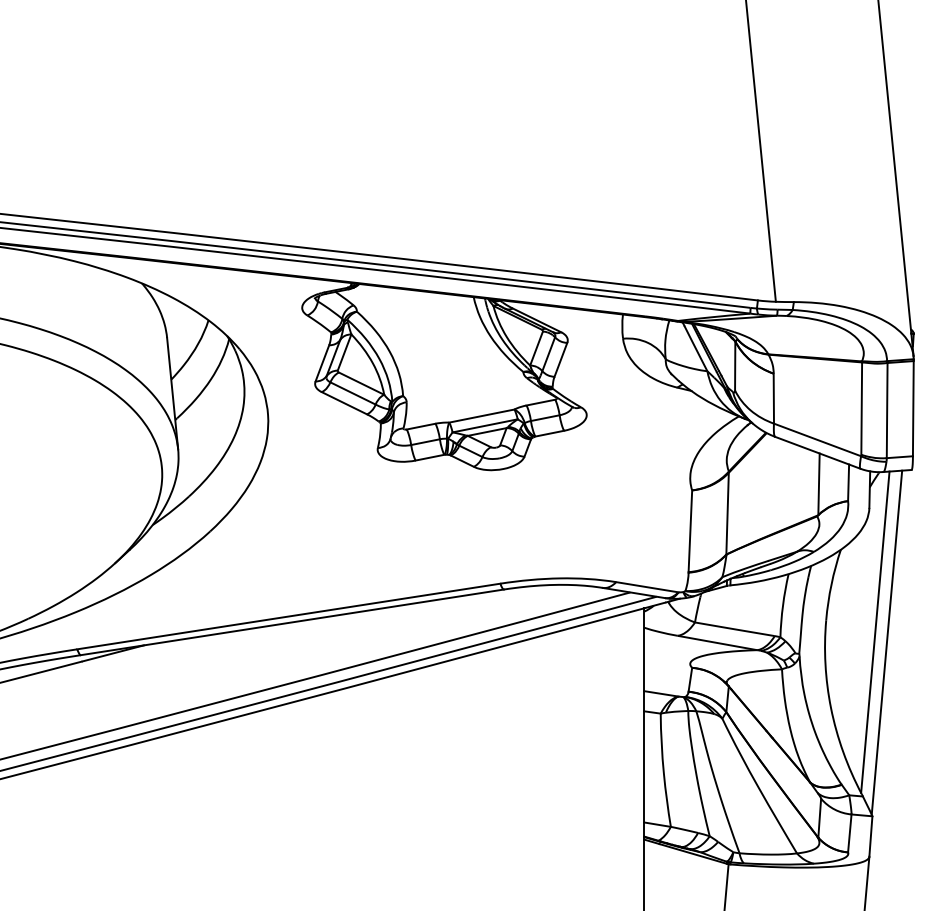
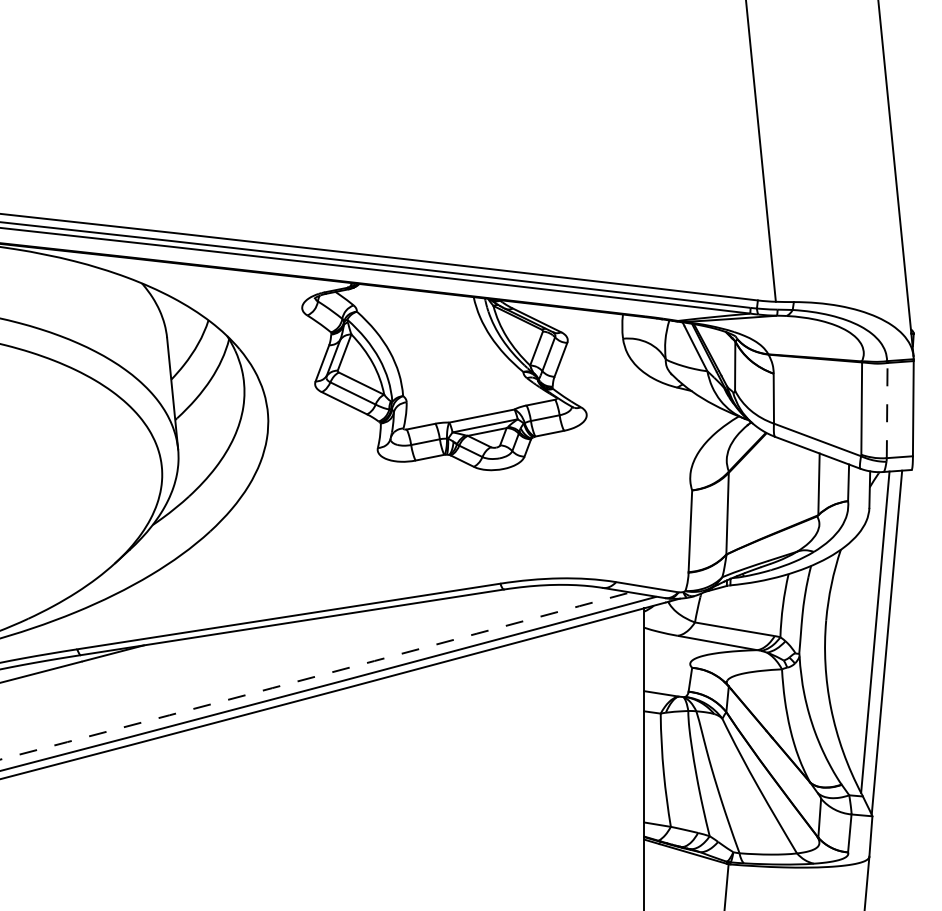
line: solid -> dashed (887, 410)
arc: solid -> dashed (315, 676)
